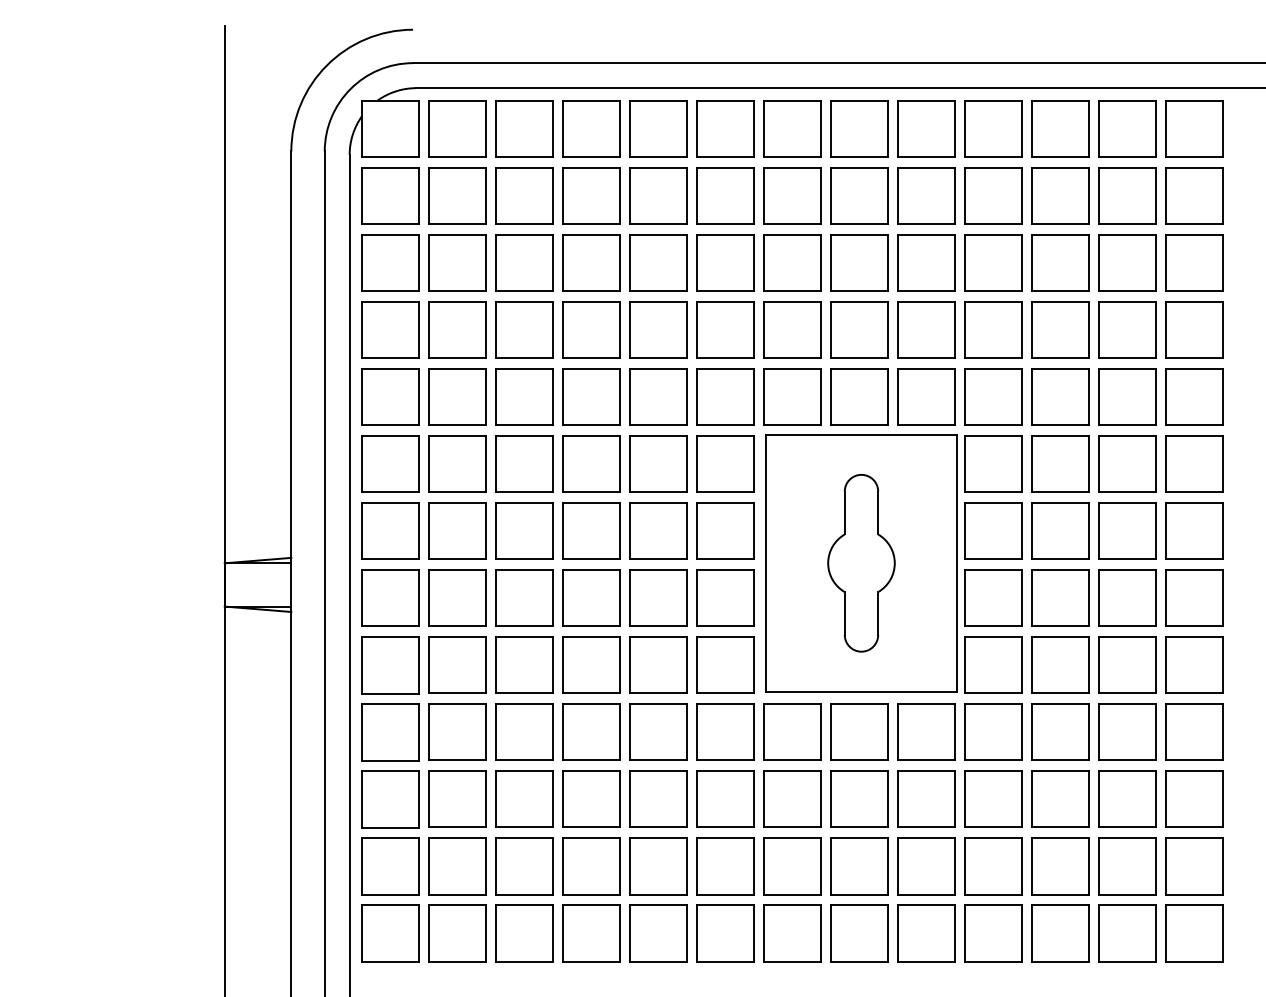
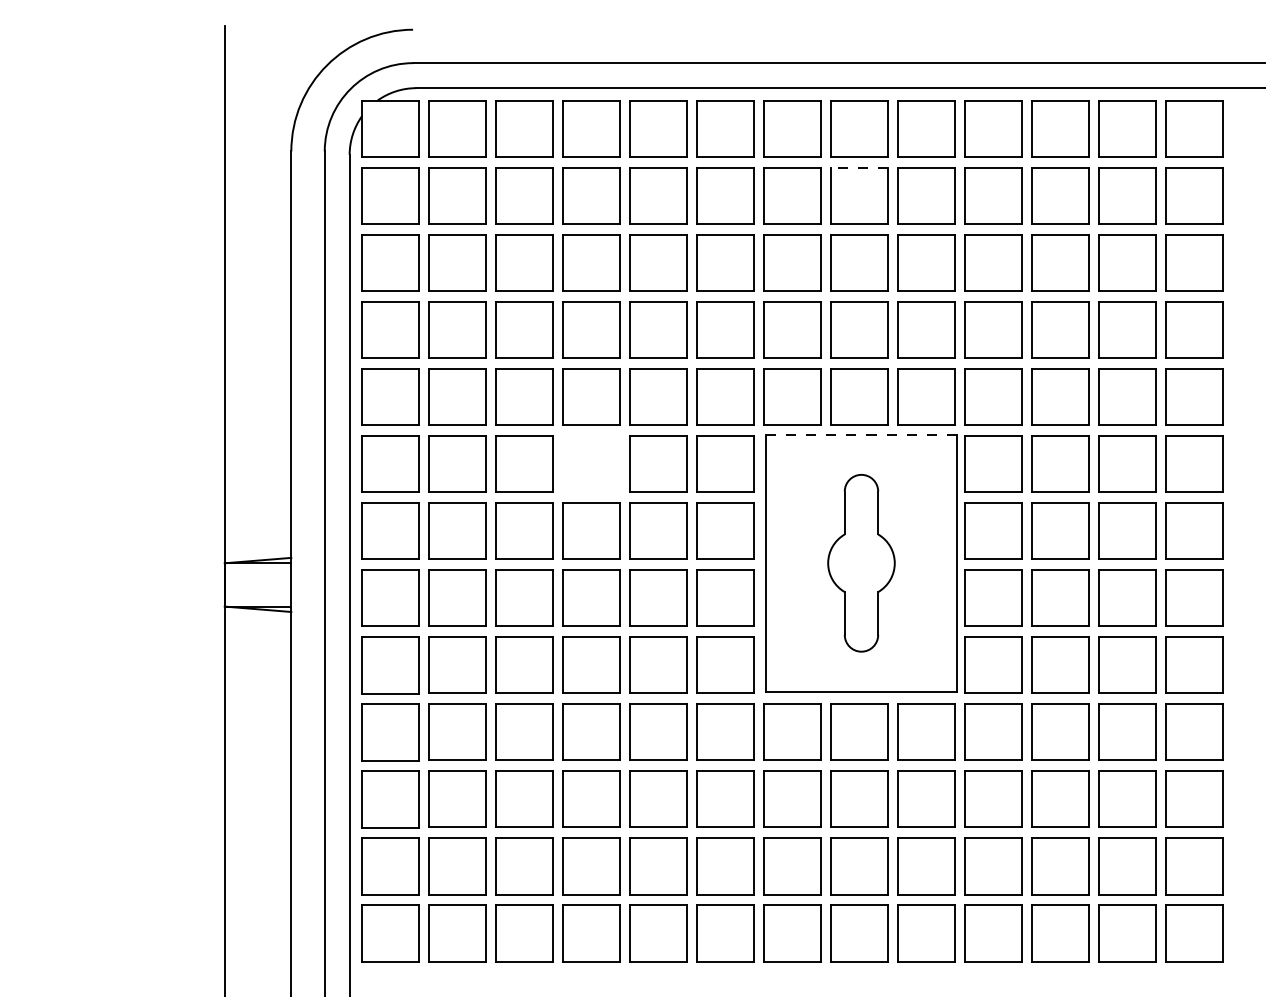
line: solid -> dashed (858, 167)
line: solid -> dashed (860, 434)
part: present -> none (591, 463)
